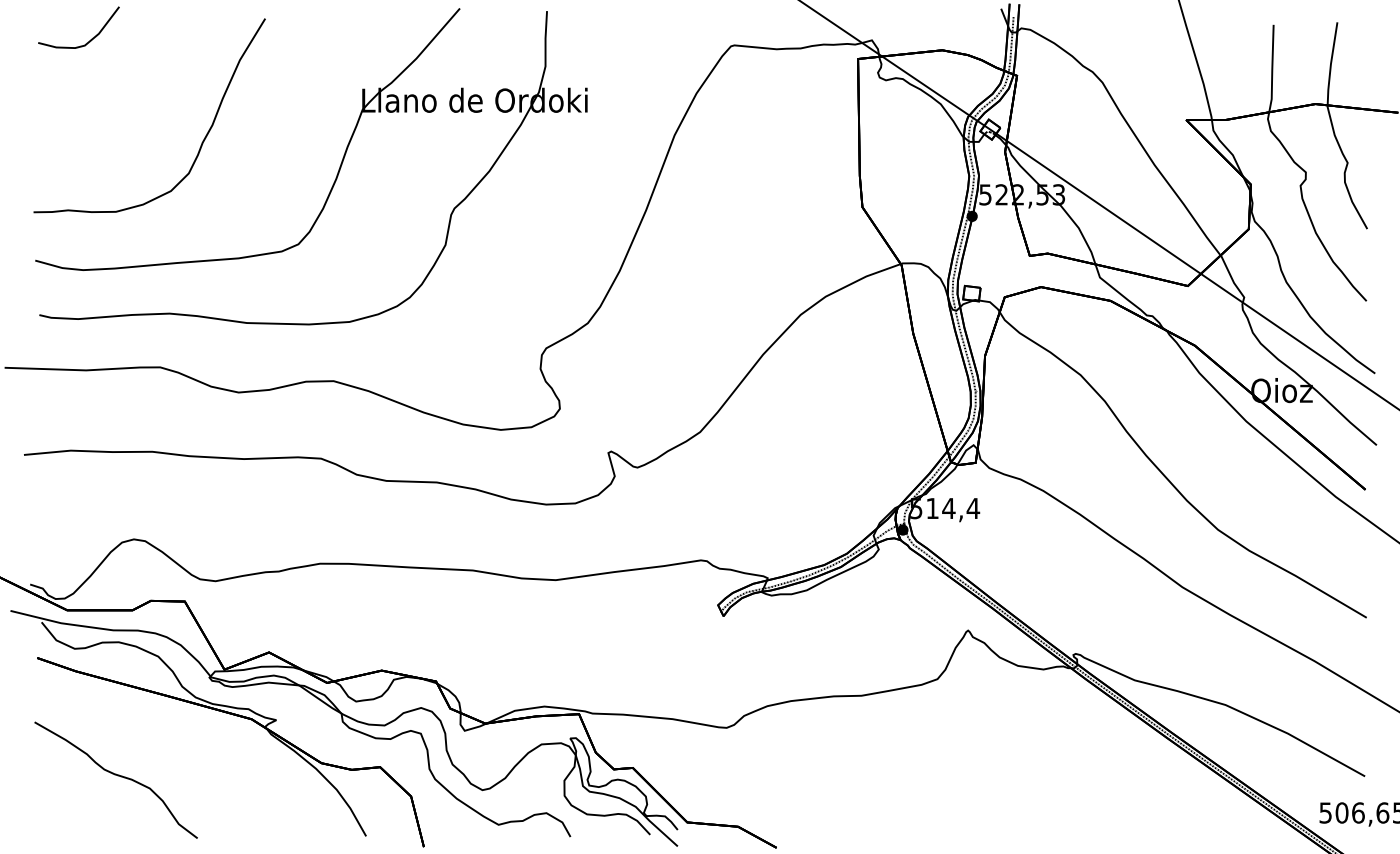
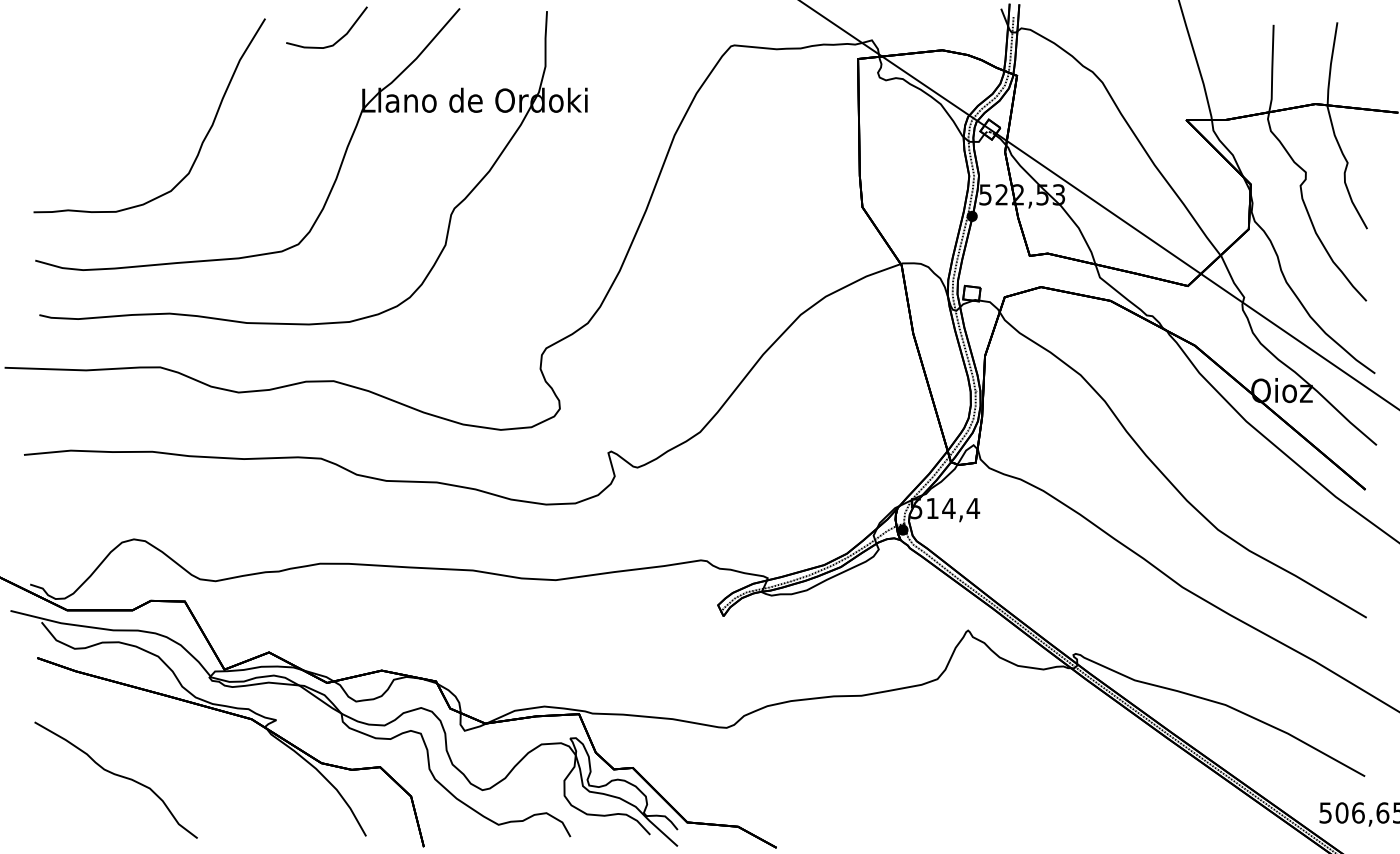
curve position: (90, 39) -> (338, 39) (338, 39)
